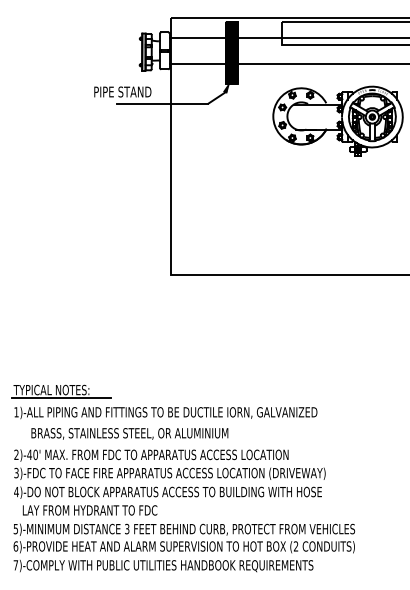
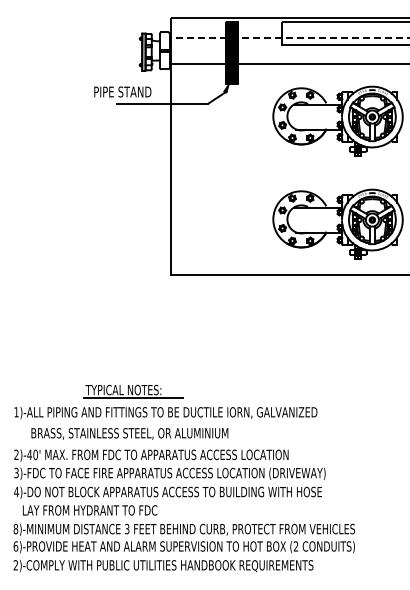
line: solid -> dashed (289, 38)
part: none -> present (337, 223)
part position: (61, 391) -> (133, 391) (133, 391)
text: 5)-MINIMUM -> 8)-MINIMUM (15, 529)
text: 7)-COMPLY -> 2)-COMPLY (15, 565)
